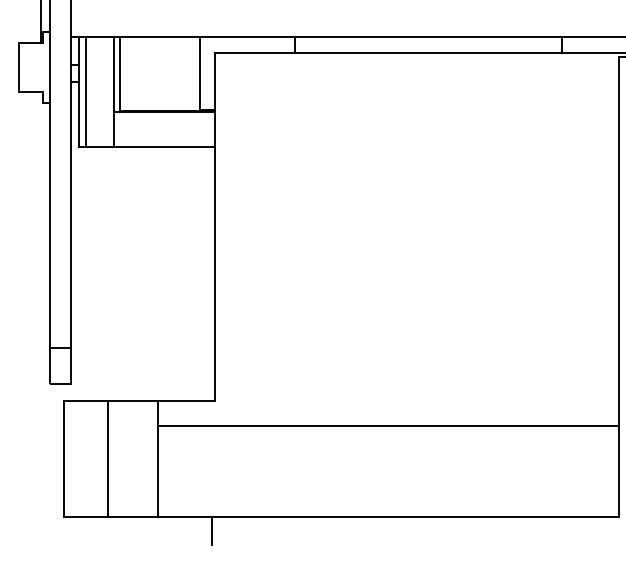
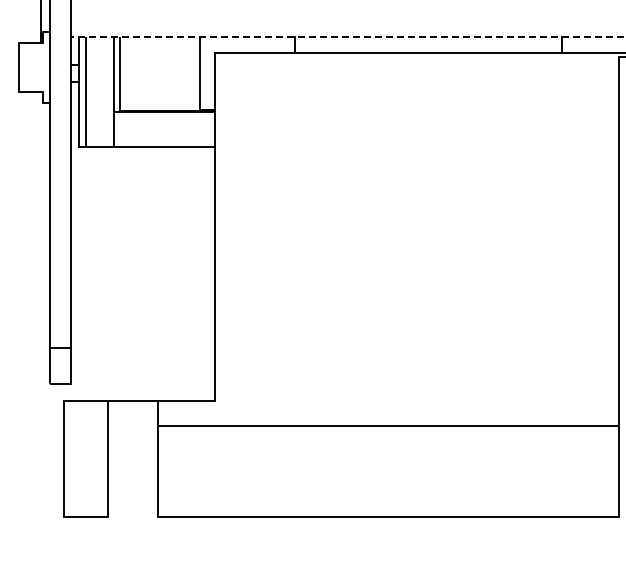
line: solid -> dashed (348, 37)
line: present -> none (132, 516)
line: present -> none (211, 530)
